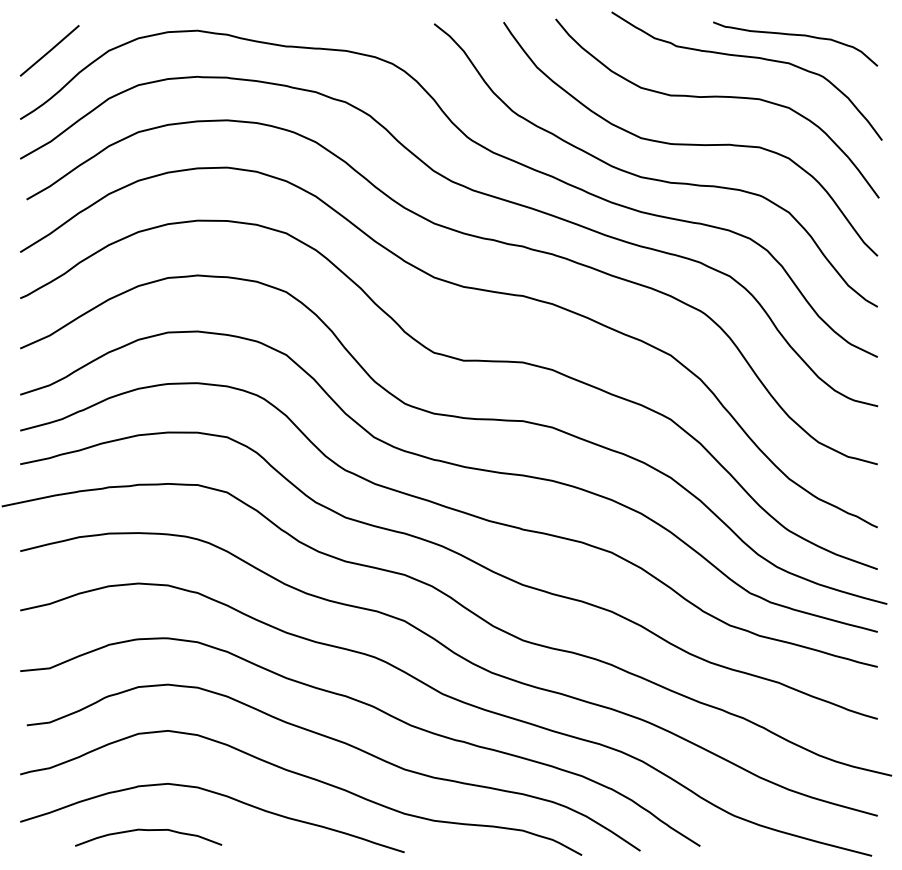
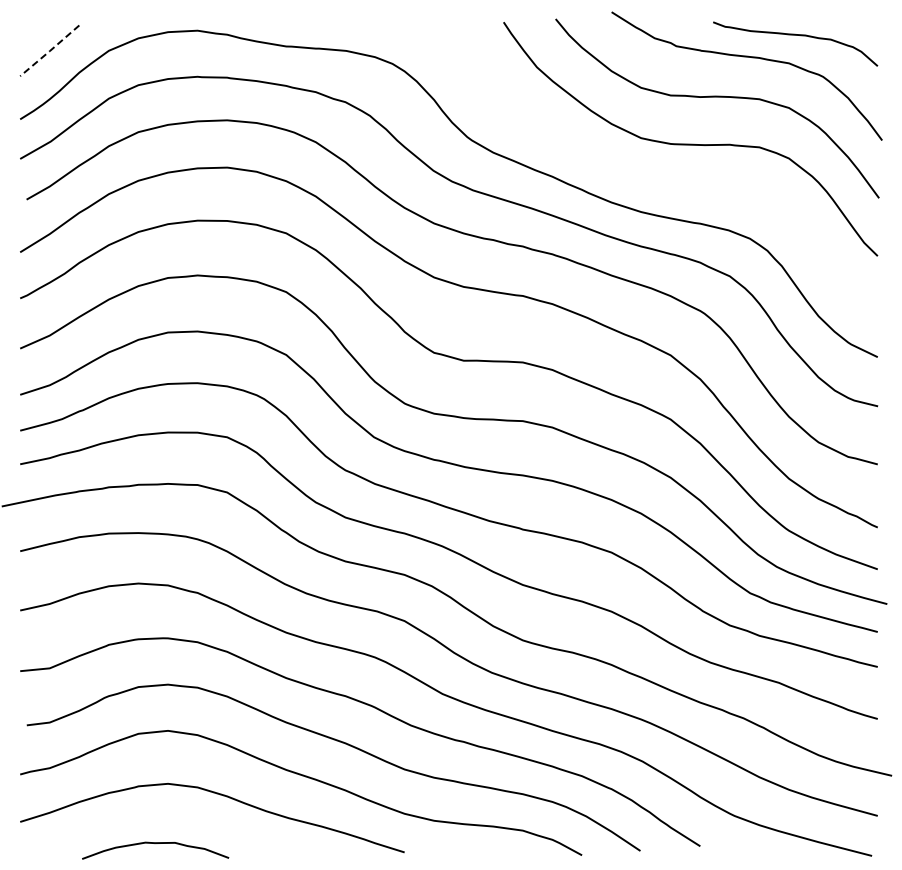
line: solid -> dashed (49, 51)
curve: present -> none (655, 178)
curve position: (148, 830) -> (155, 843) (155, 843)
